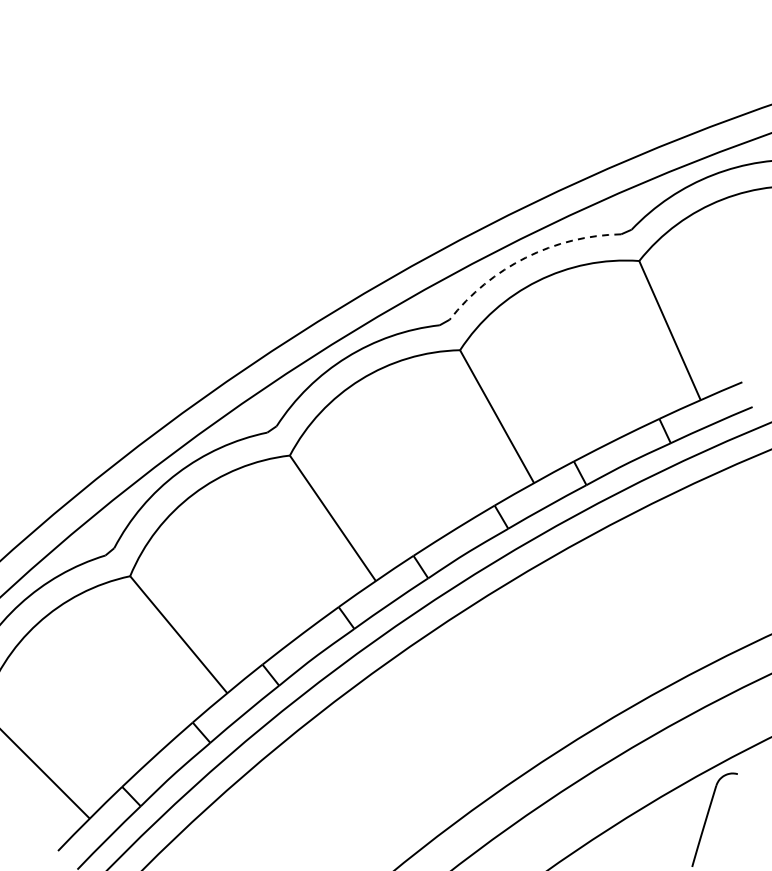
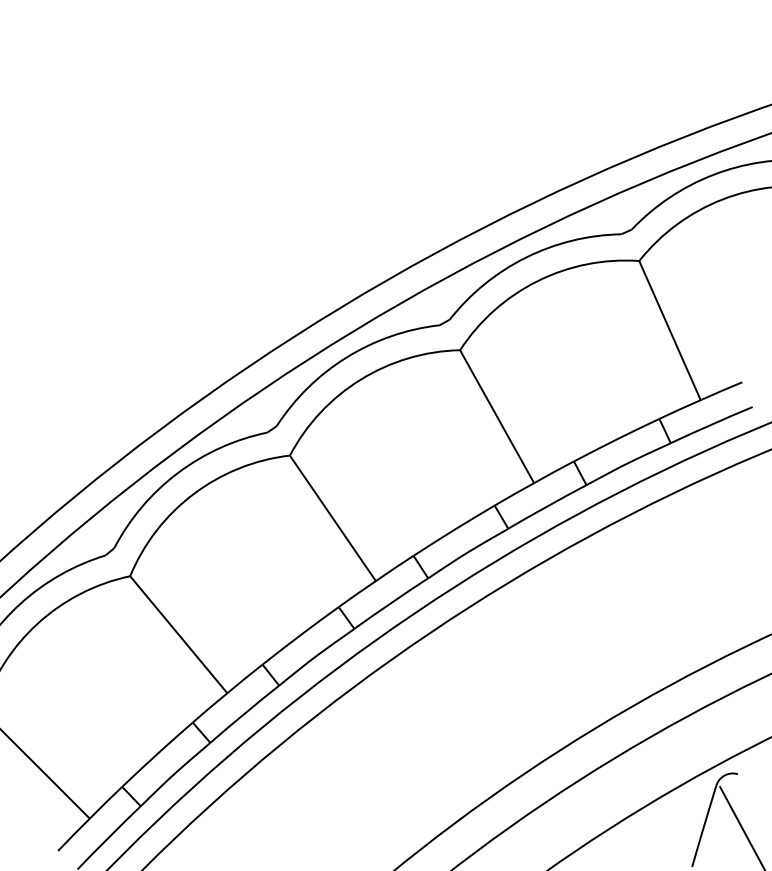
arc: dashed -> solid (525, 257)
line: none -> present (741, 826)
